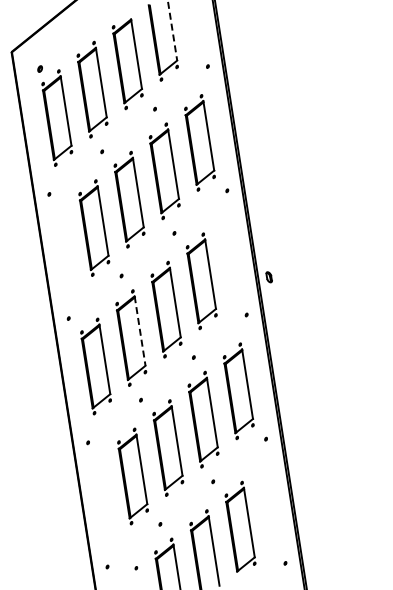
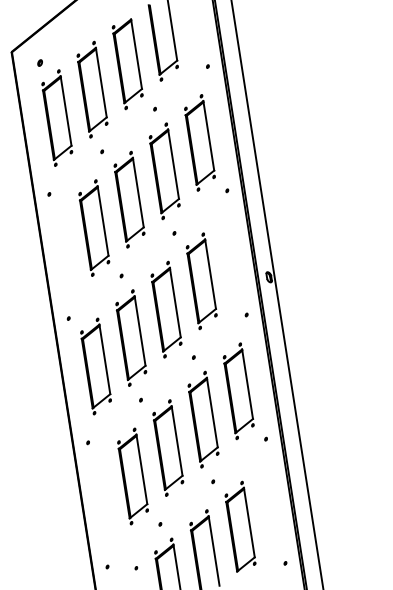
line: dashed -> solid (172, 31)
part position: (39, 68) -> (39, 62) (39, 62)
line: none -> present (277, 294)
line: dashed -> solid (140, 331)
